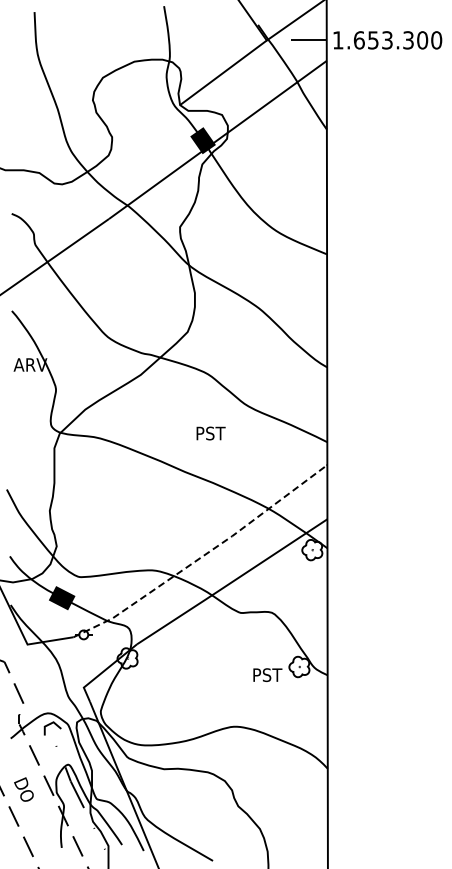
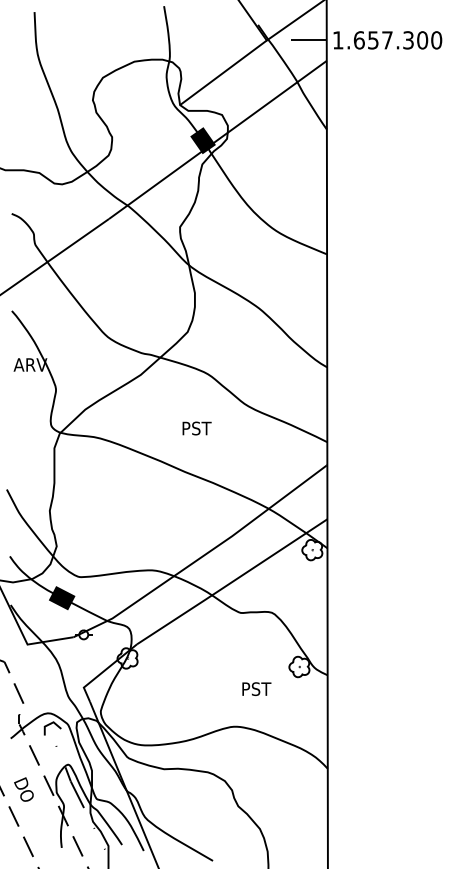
text: 1.653.300 -> 1.657.300 (387, 40)
text position: (210, 433) -> (196, 428) (196, 428)
line: dashed -> solid (202, 556)
text position: (267, 674) -> (256, 688) (256, 688)
